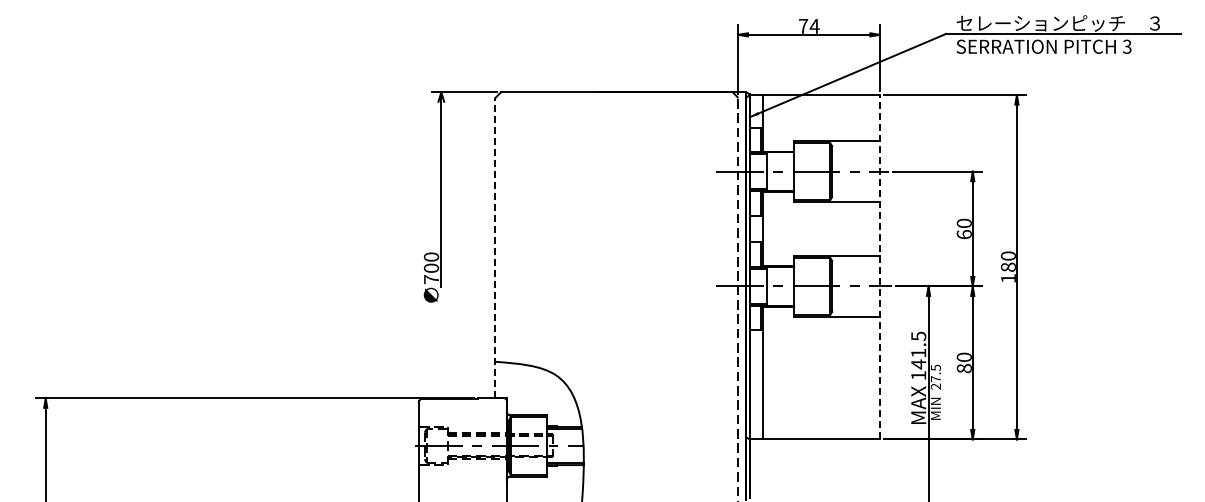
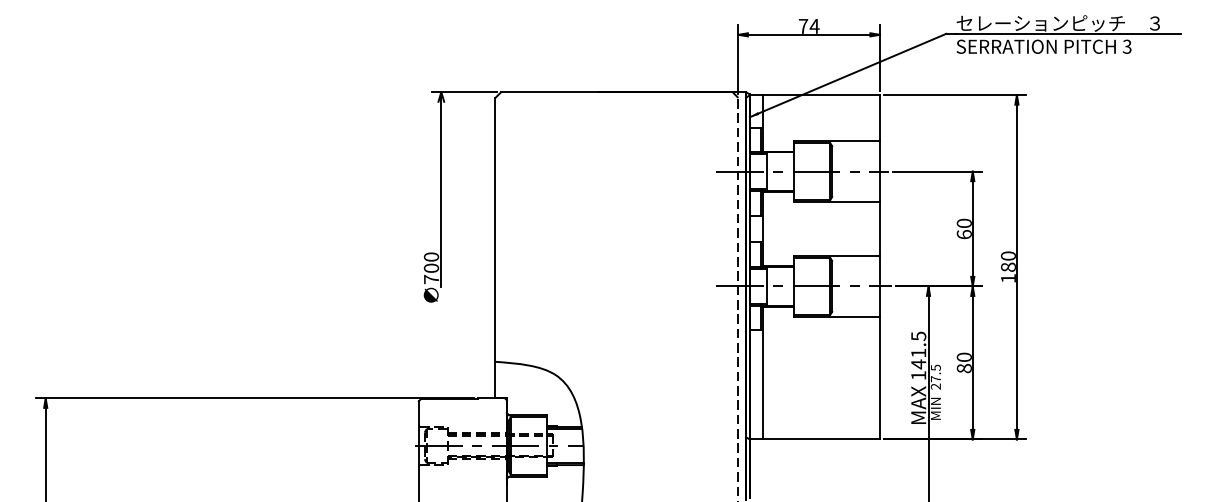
line: dashed -> solid (495, 247)
line: dashed -> solid (879, 266)
